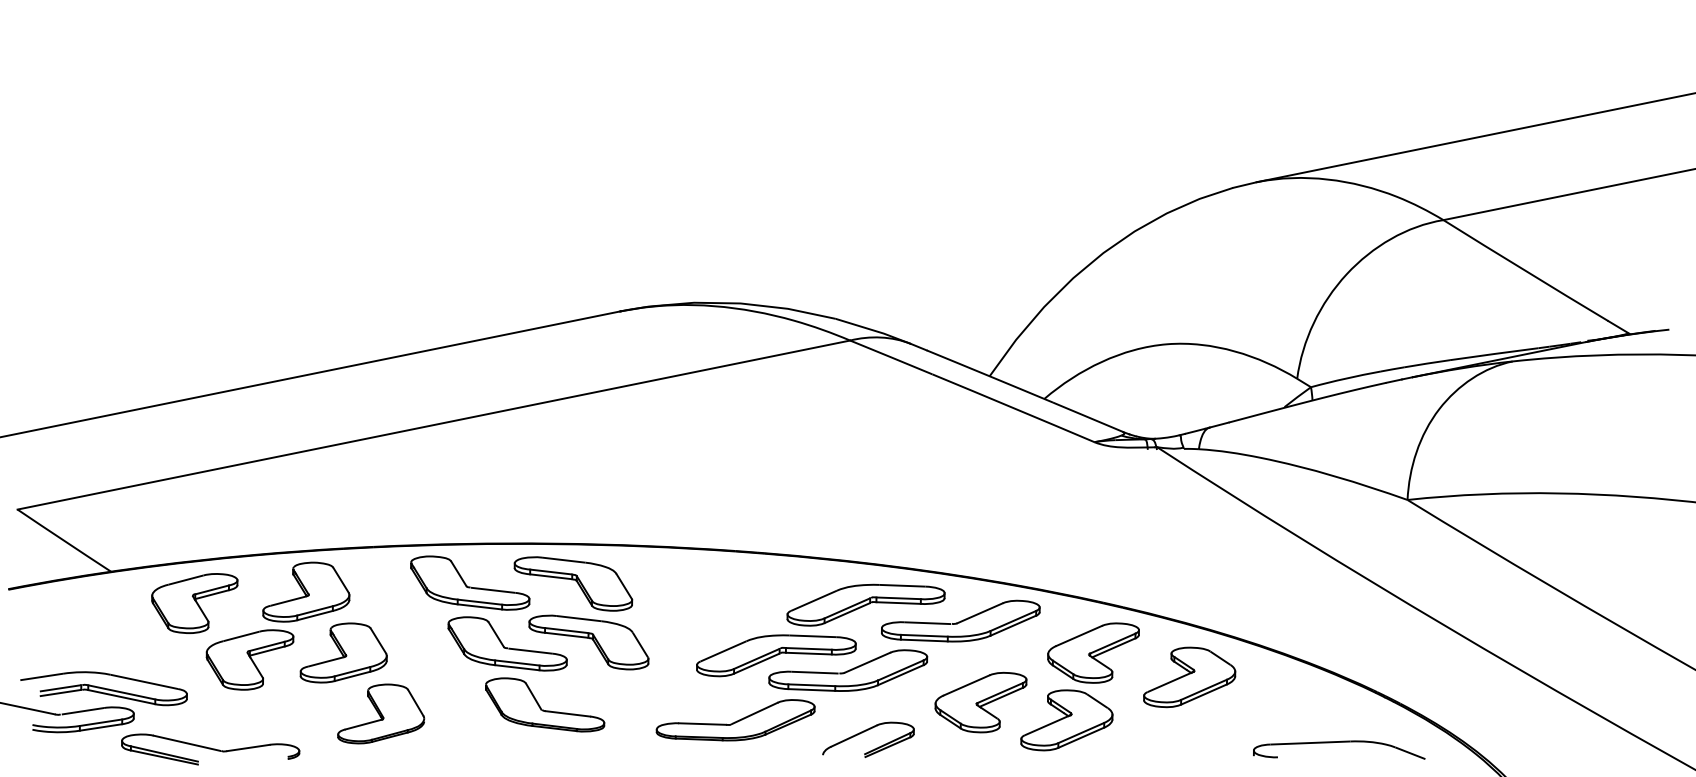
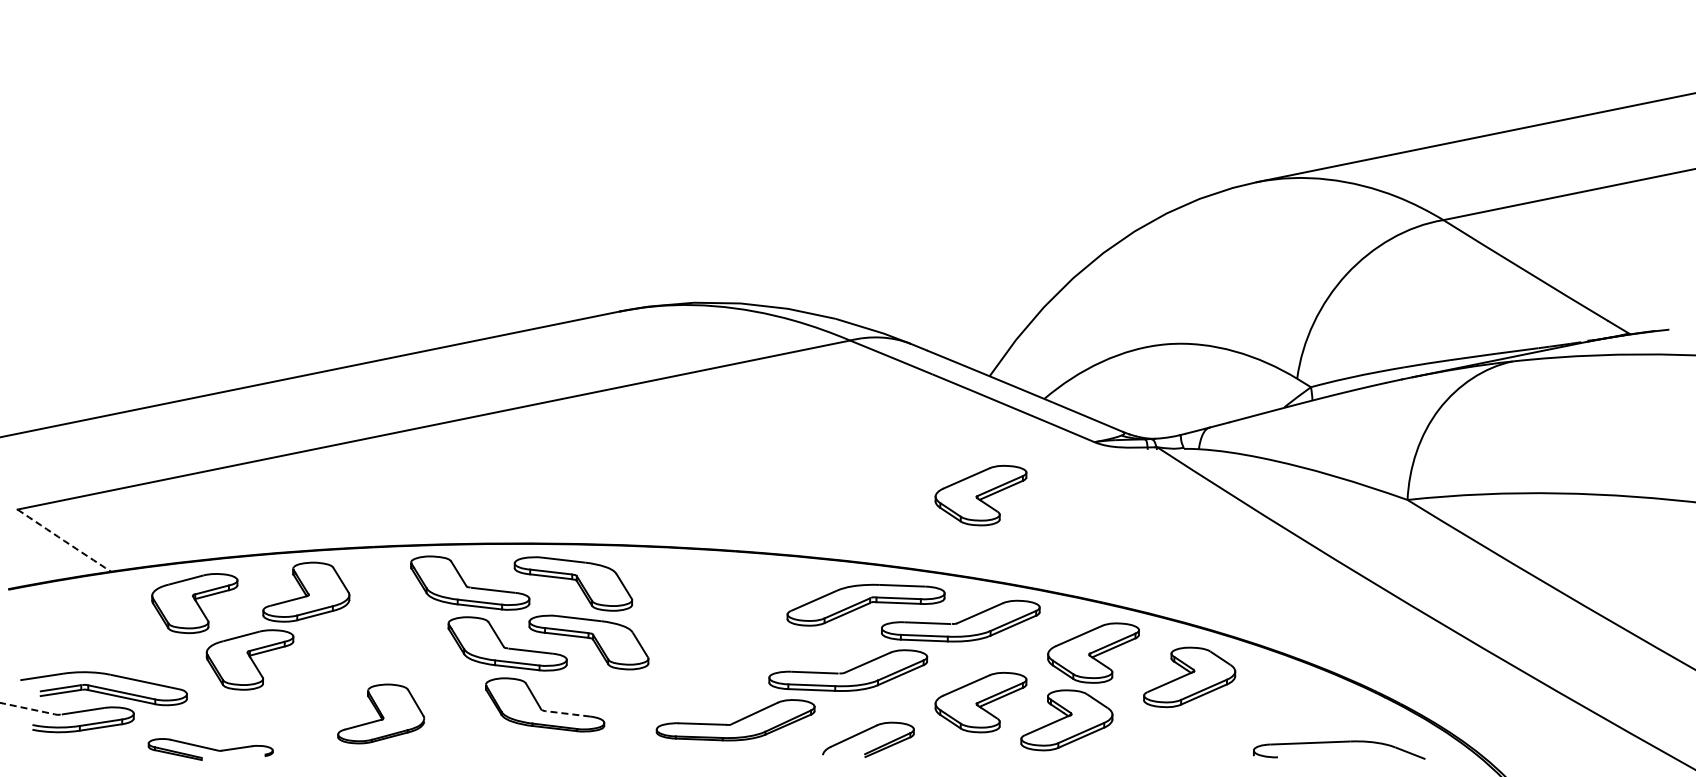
part: none -> present (980, 495)
arc: solid -> dashed (64, 540)
part: present -> none (343, 652)
part: present -> none (776, 655)
line: solid -> dashed (27, 708)
line: solid -> dashed (567, 713)
part size: 180x33 px -> 127x23 px (210, 749)
